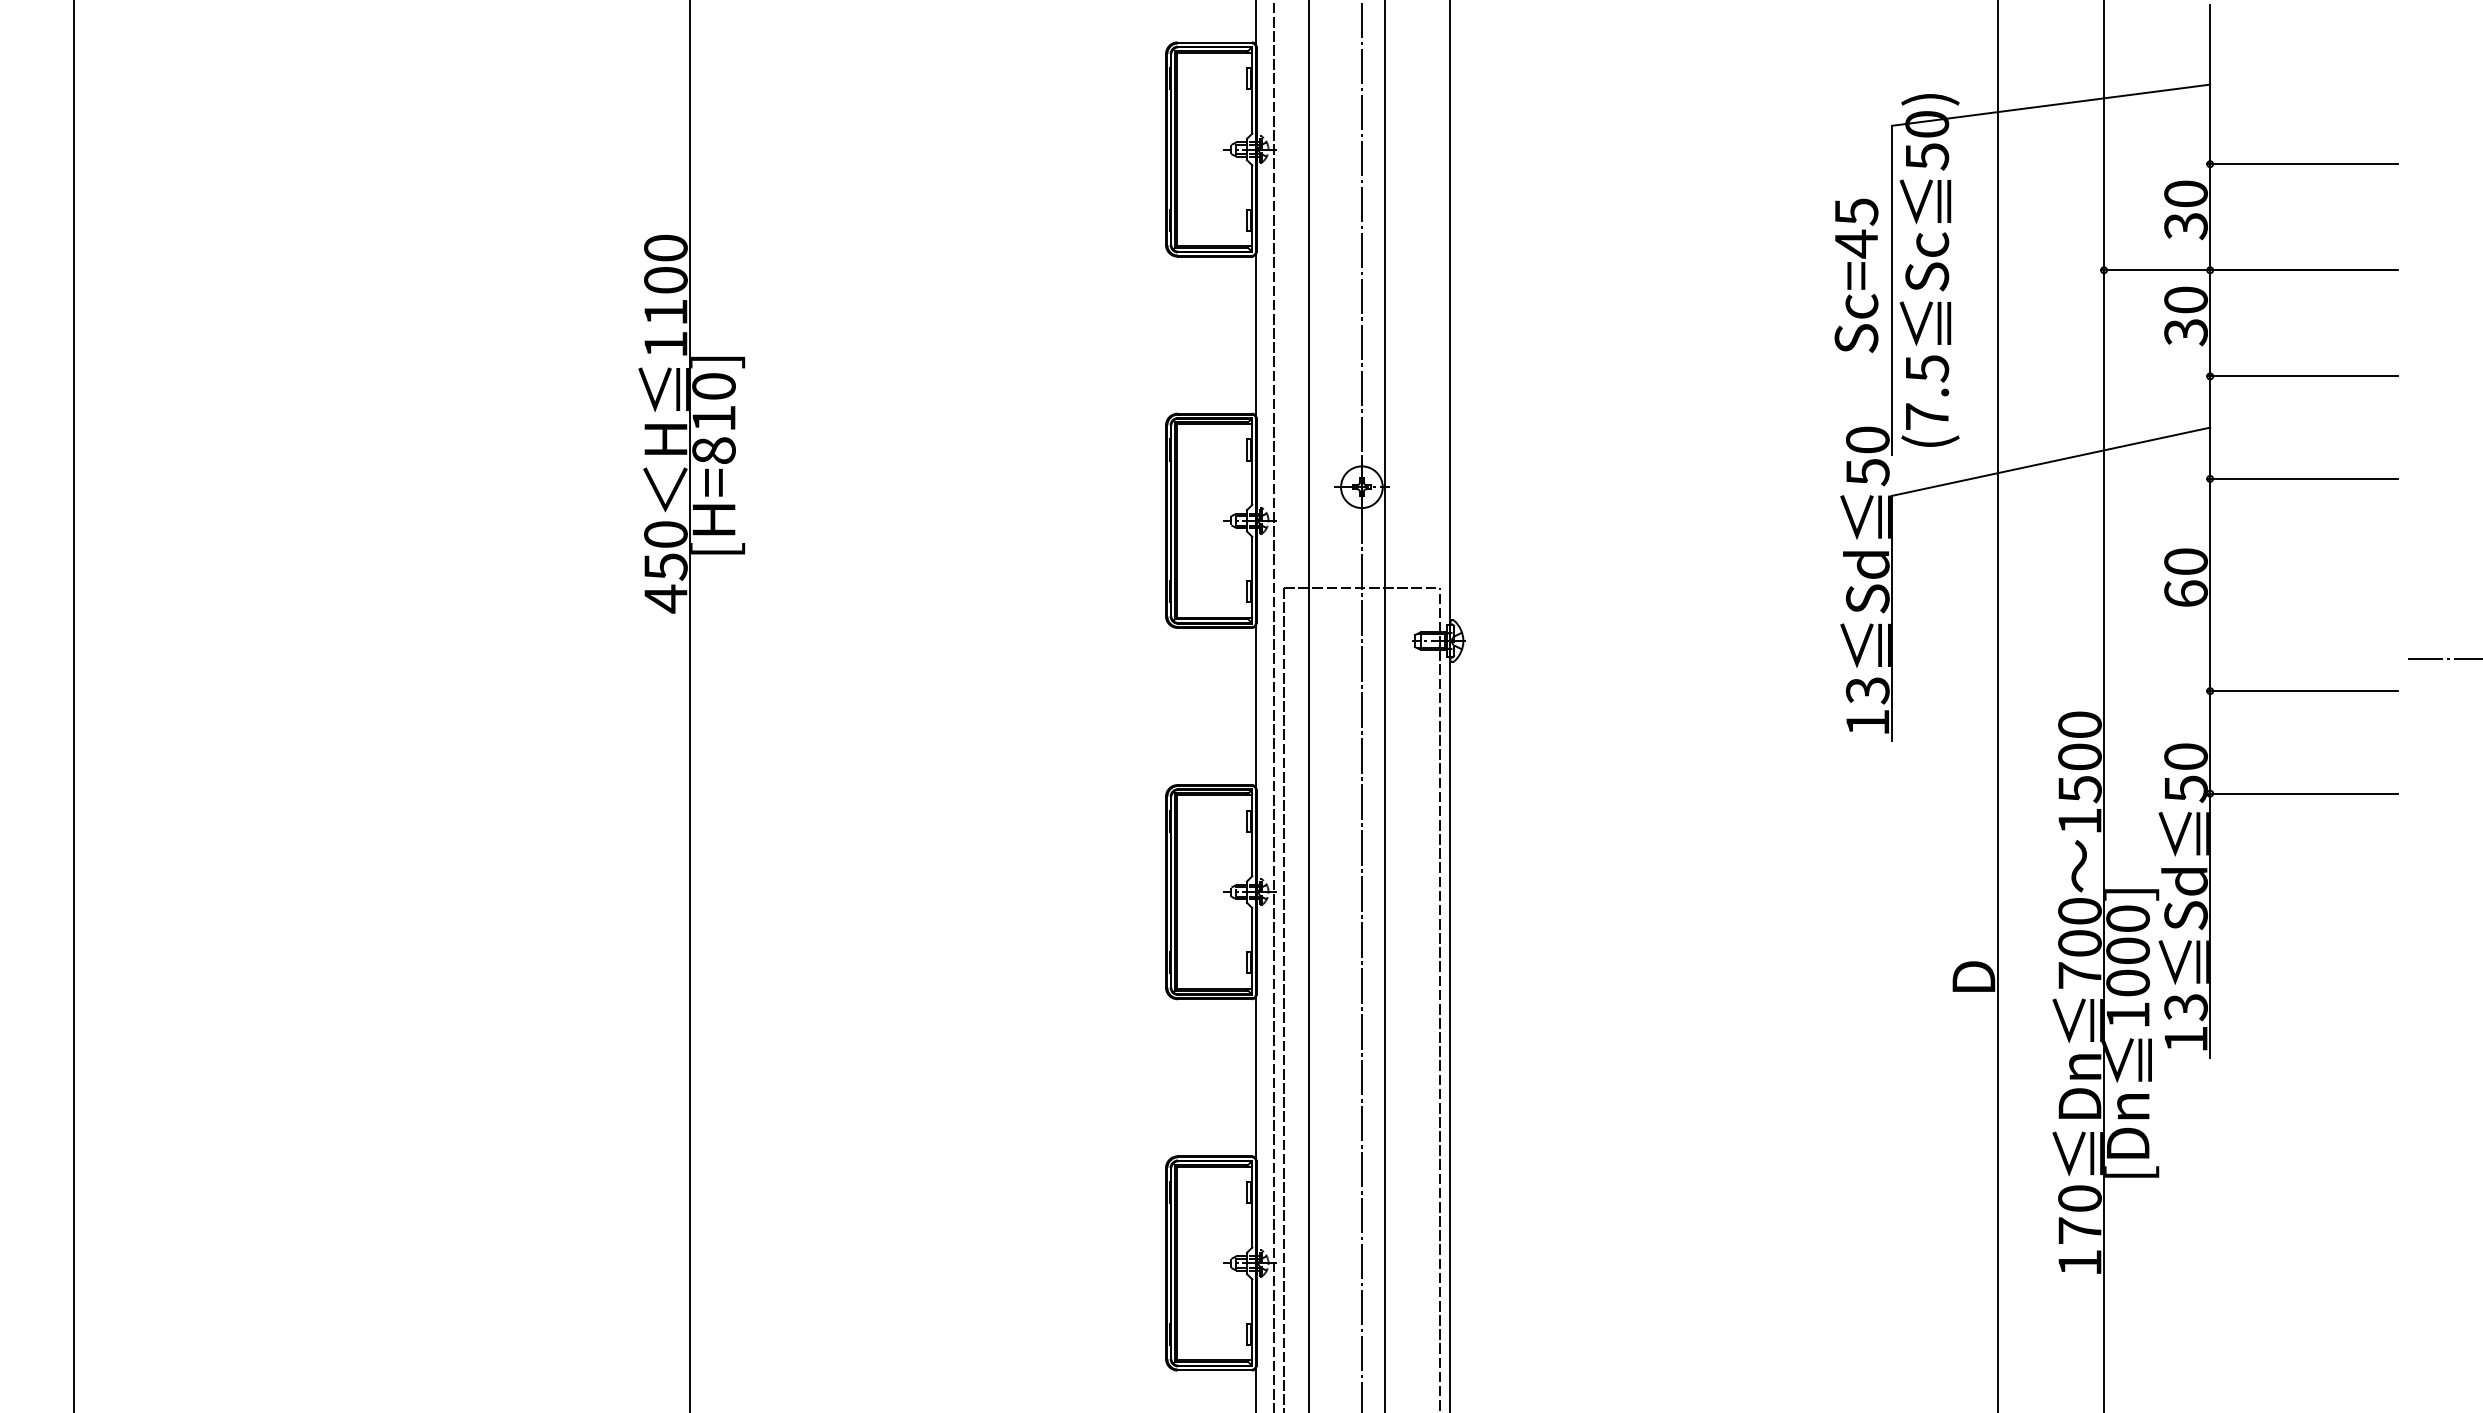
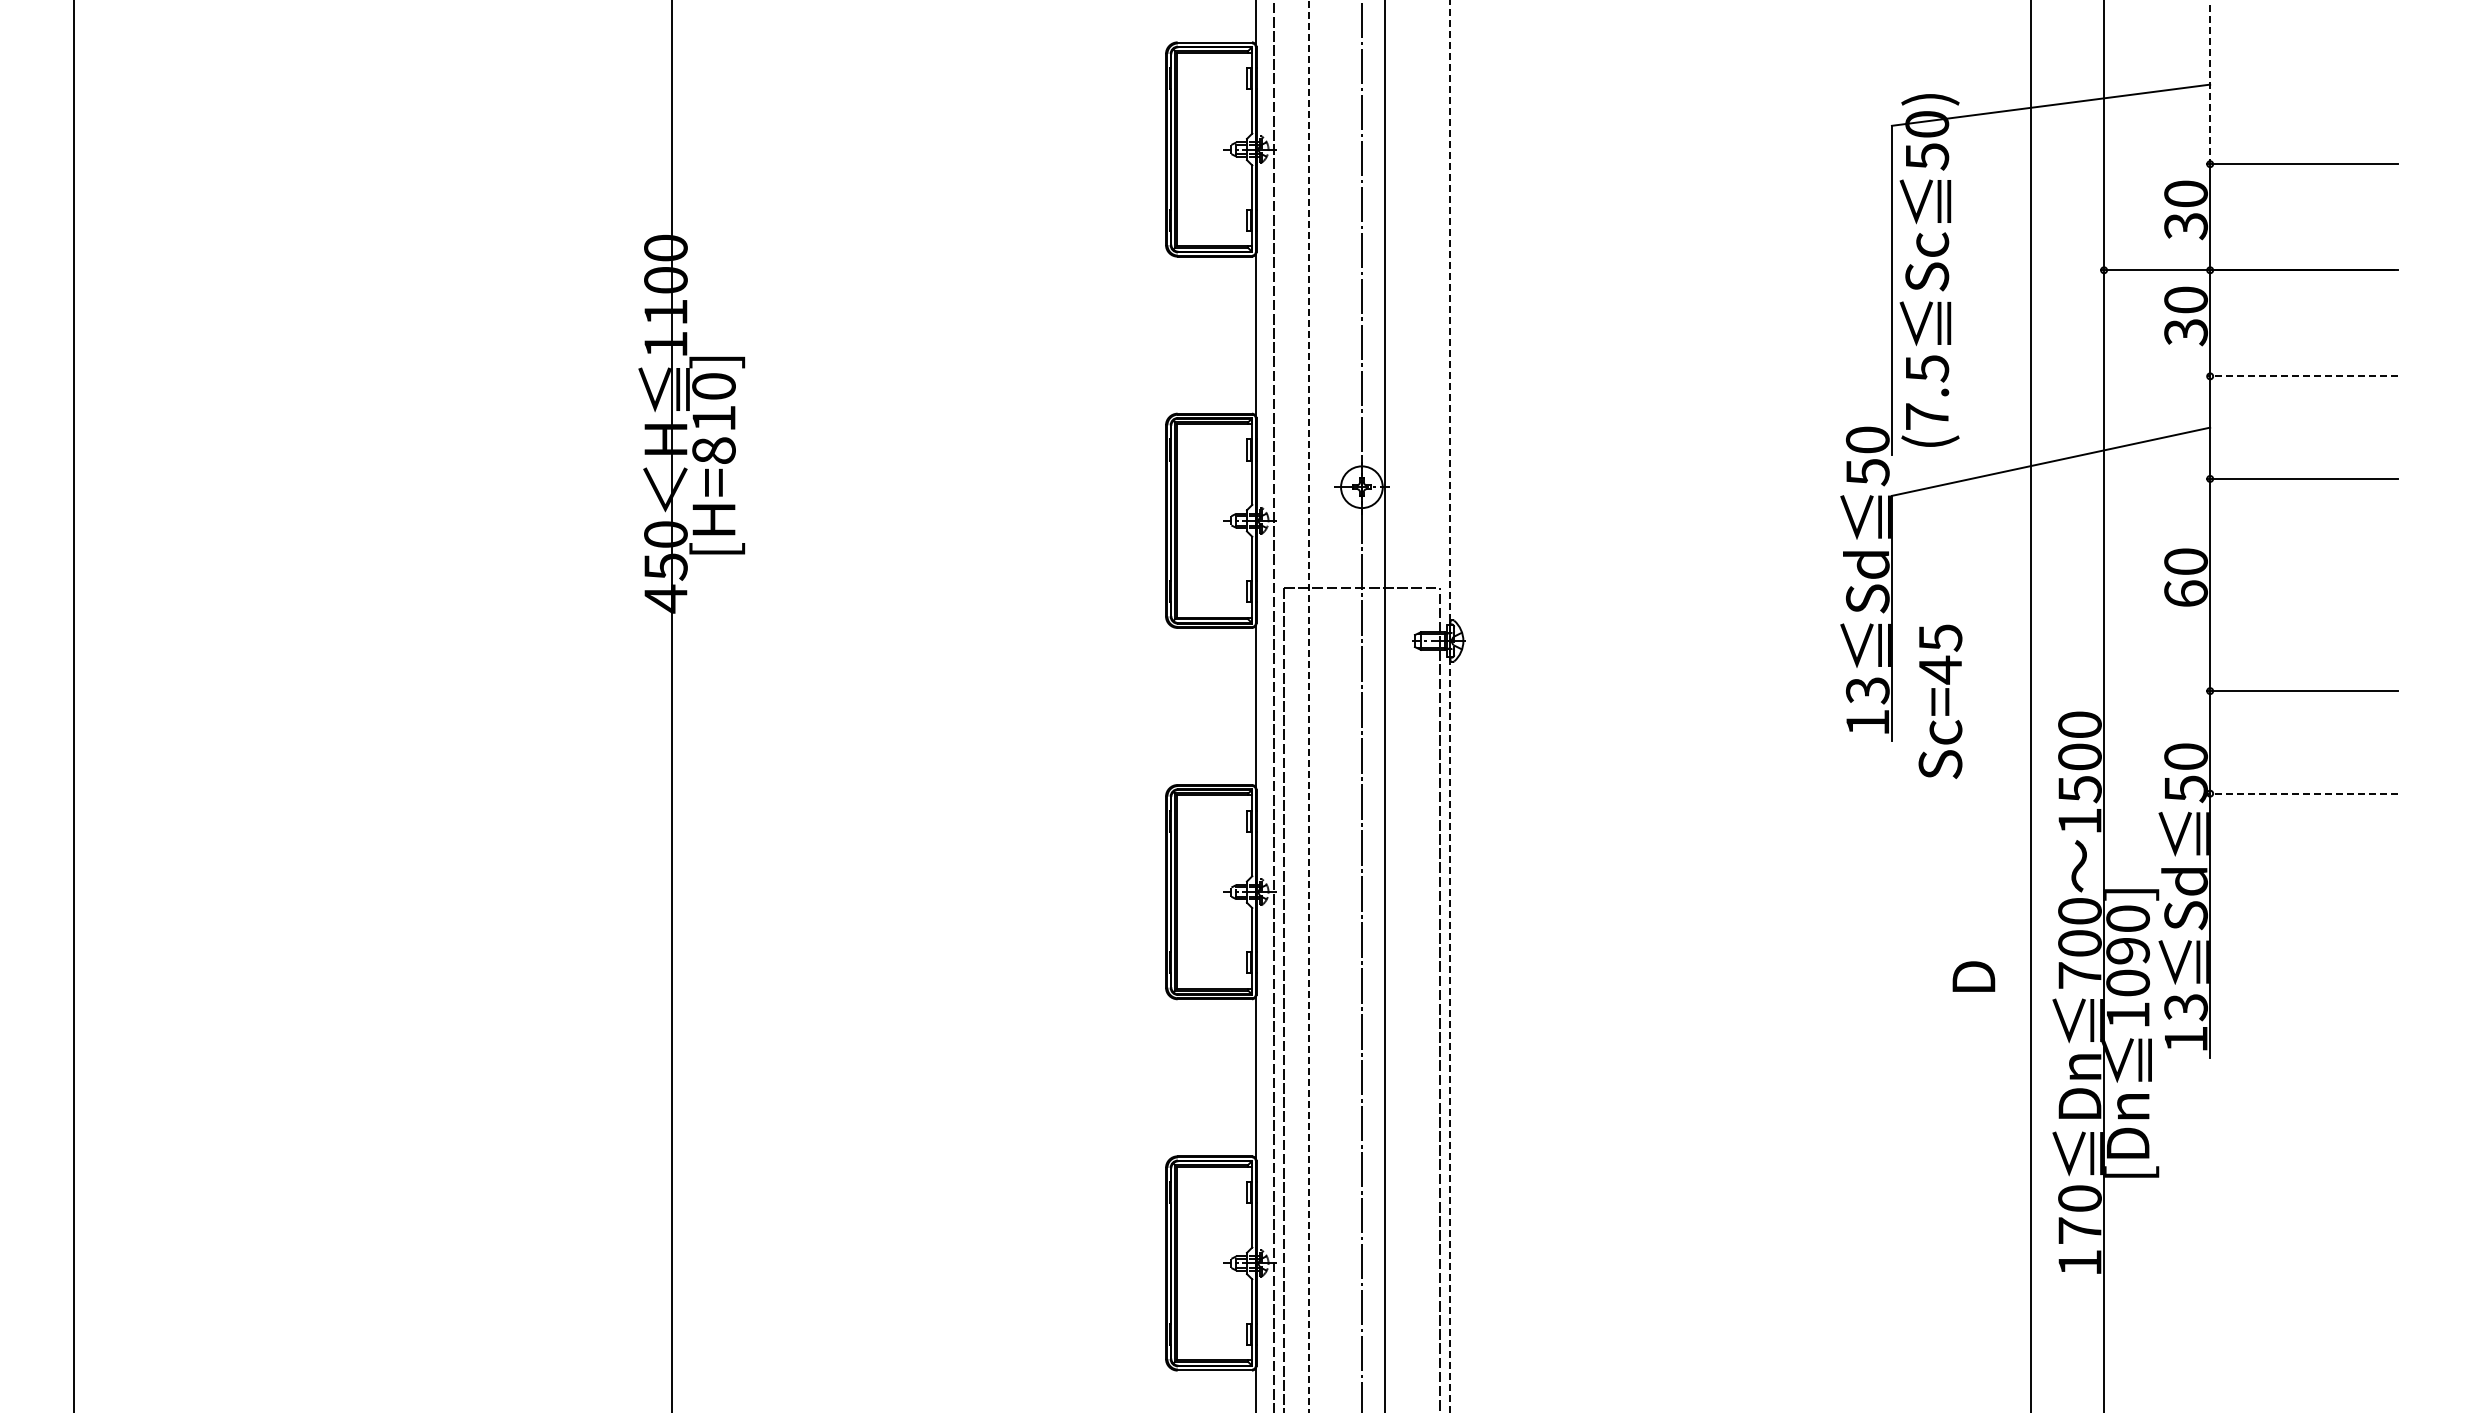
line: solid -> dashed (2210, 84)
text position: (1856, 275) -> (1940, 701) (1940, 701)
line: solid -> dashed (2301, 376)
line: present -> none (2443, 659)
line position: (690, 705) -> (672, 705) (672, 705)
line position: (1997, 705) -> (2030, 705) (2030, 705)
line: solid -> dashed (1450, 706)
line: solid -> dashed (1308, 707)
line: solid -> dashed (2301, 793)
text: 1000] -> 1090] (2127, 950)
